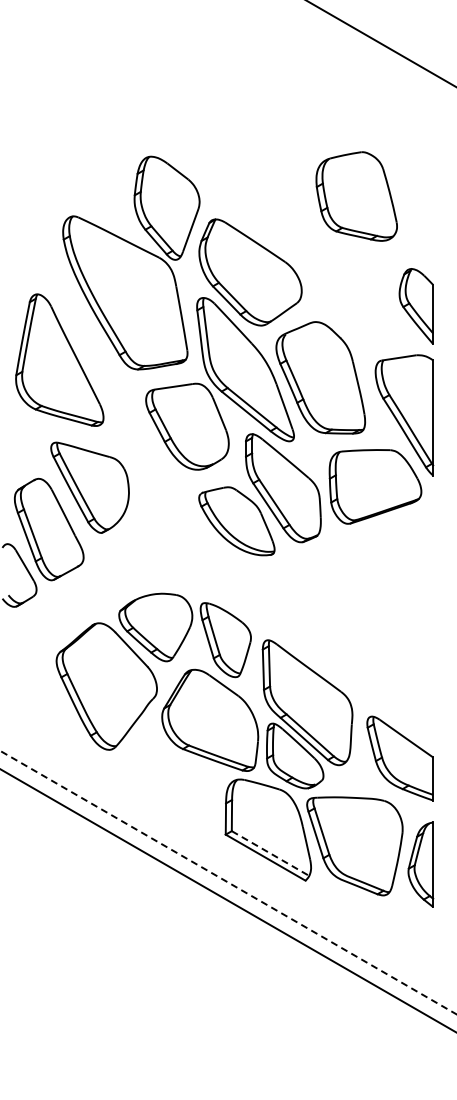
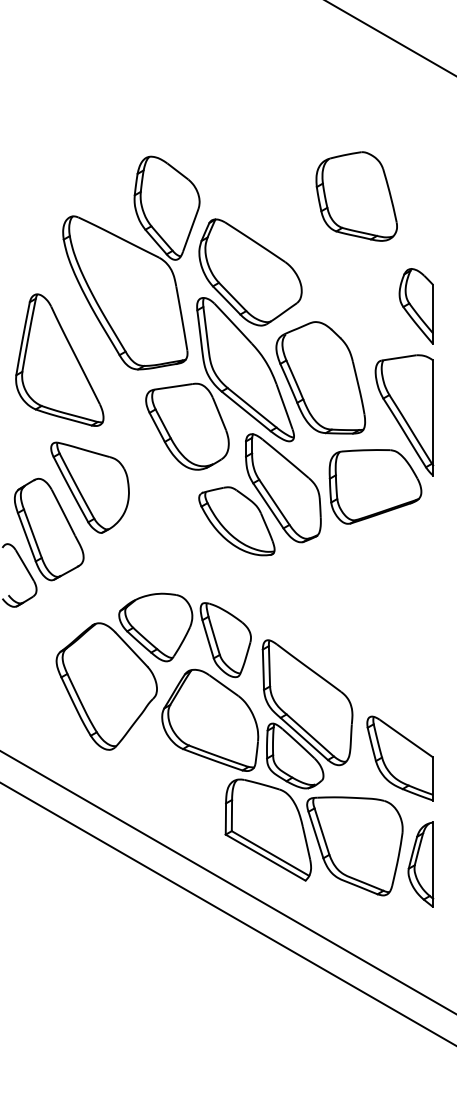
line position: (380, 43) -> (390, 38) (390, 38)
line: dashed -> solid (270, 853)
line: dashed -> solid (229, 883)
line position: (227, 900) -> (227, 913) (227, 913)
